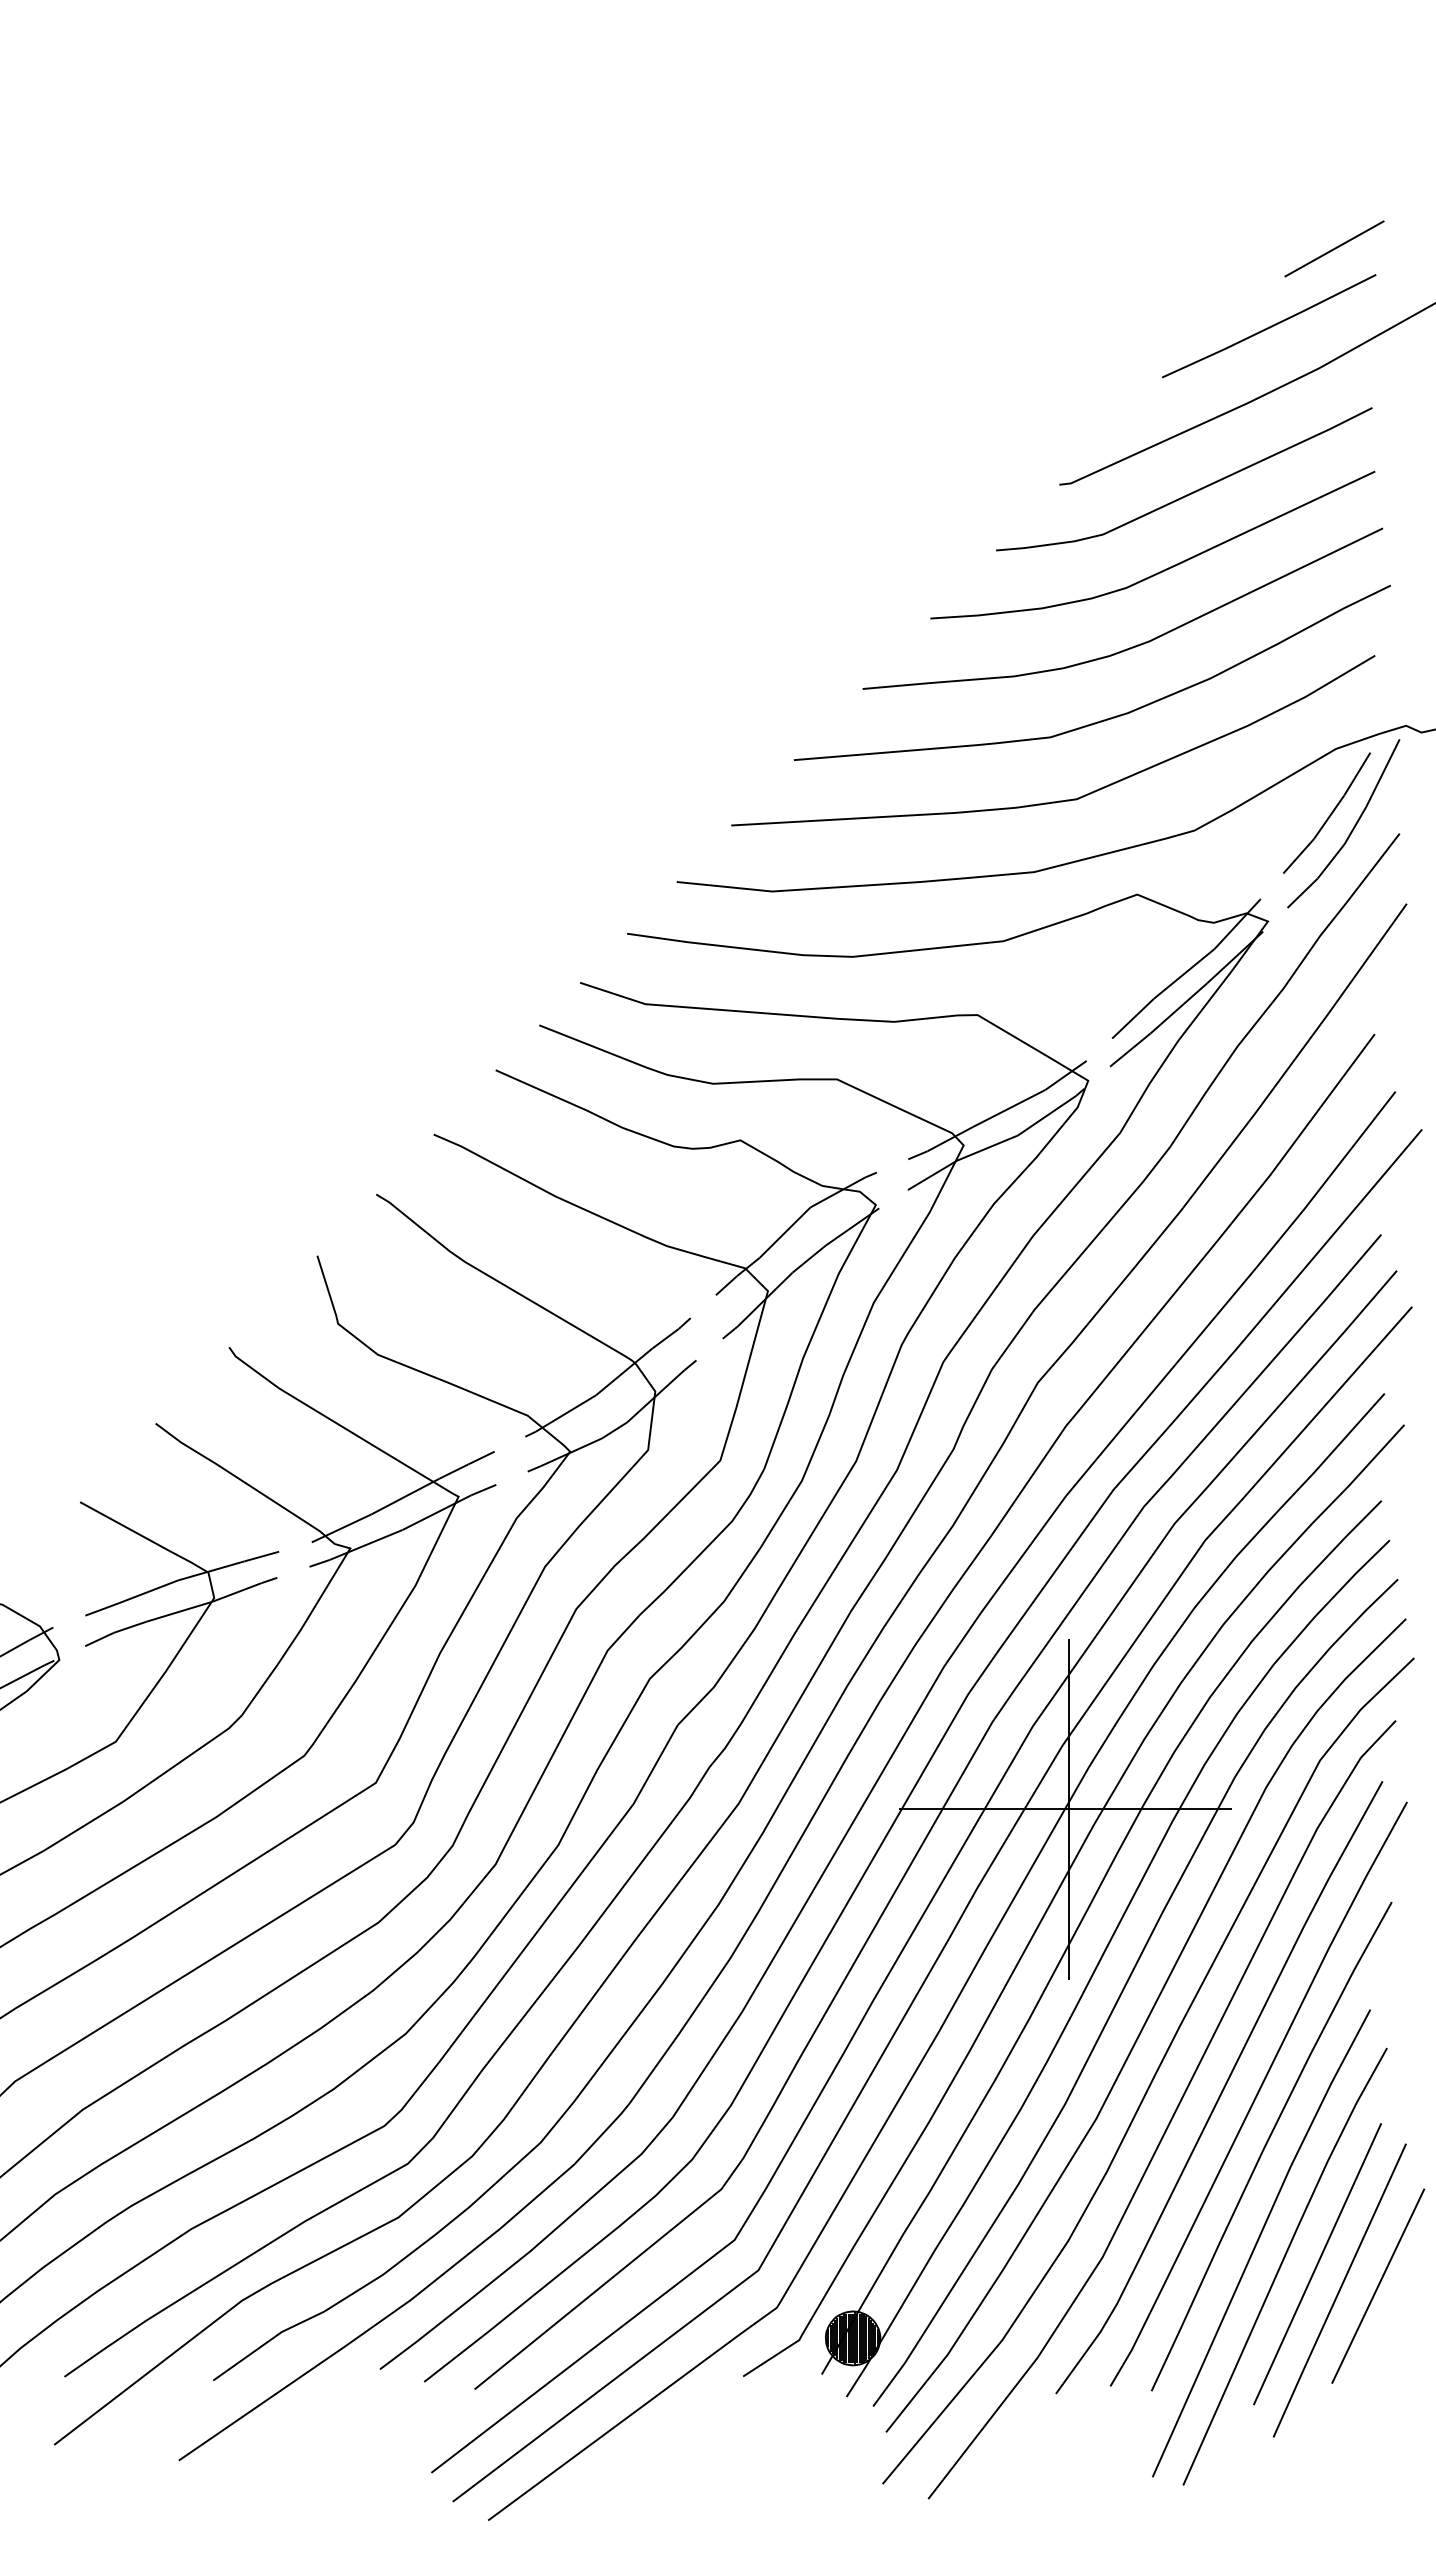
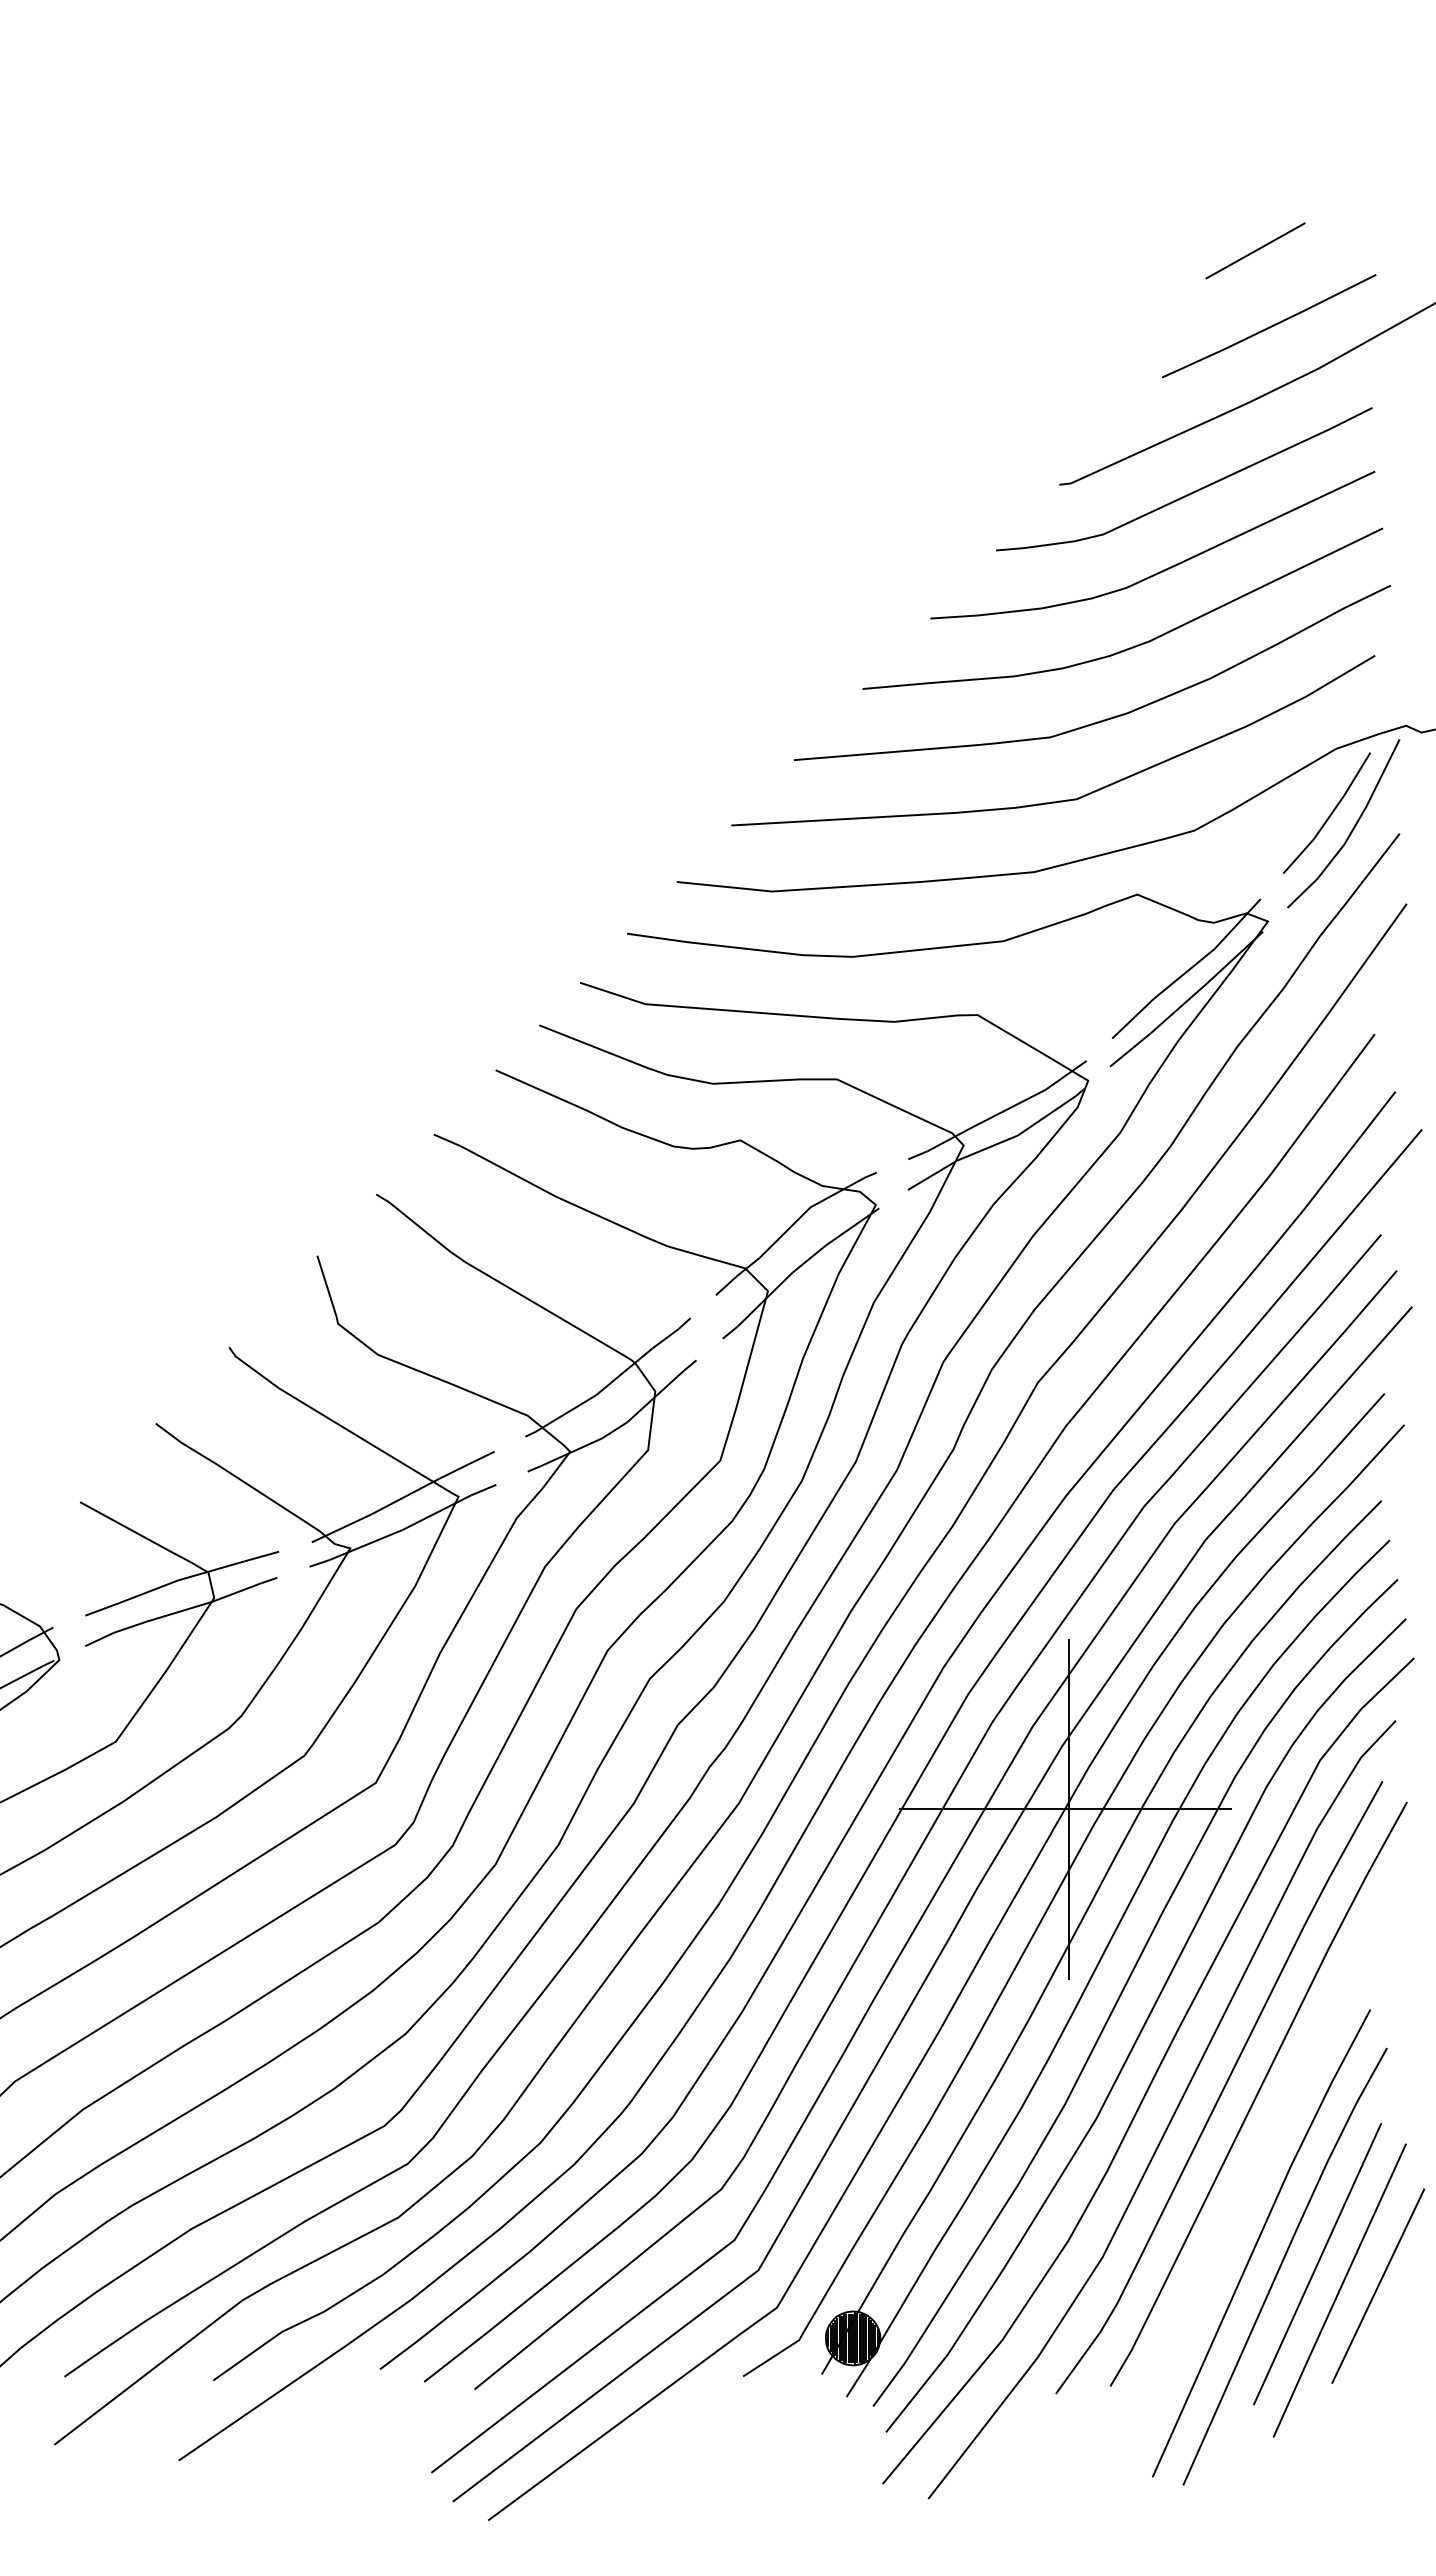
line position: (1334, 248) -> (1255, 250) (1255, 250)
curve: present -> none (1267, 2144)
